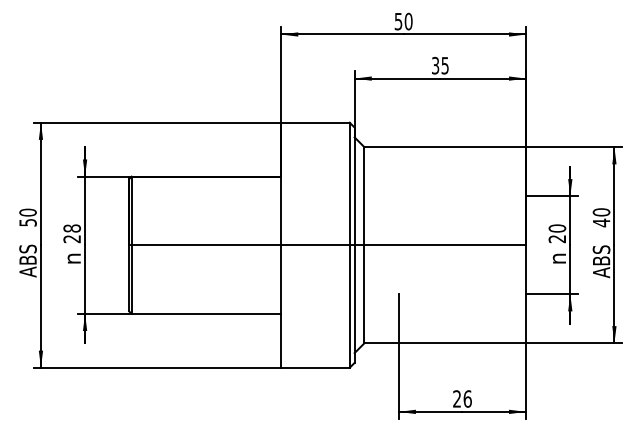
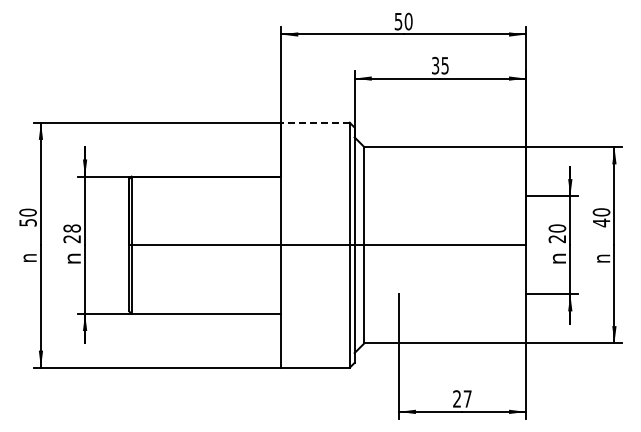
line: solid -> dashed (314, 122)
text: ABS -> n (27, 260)
text: ABS -> n (601, 261)
text: 26 -> 27 (467, 398)
